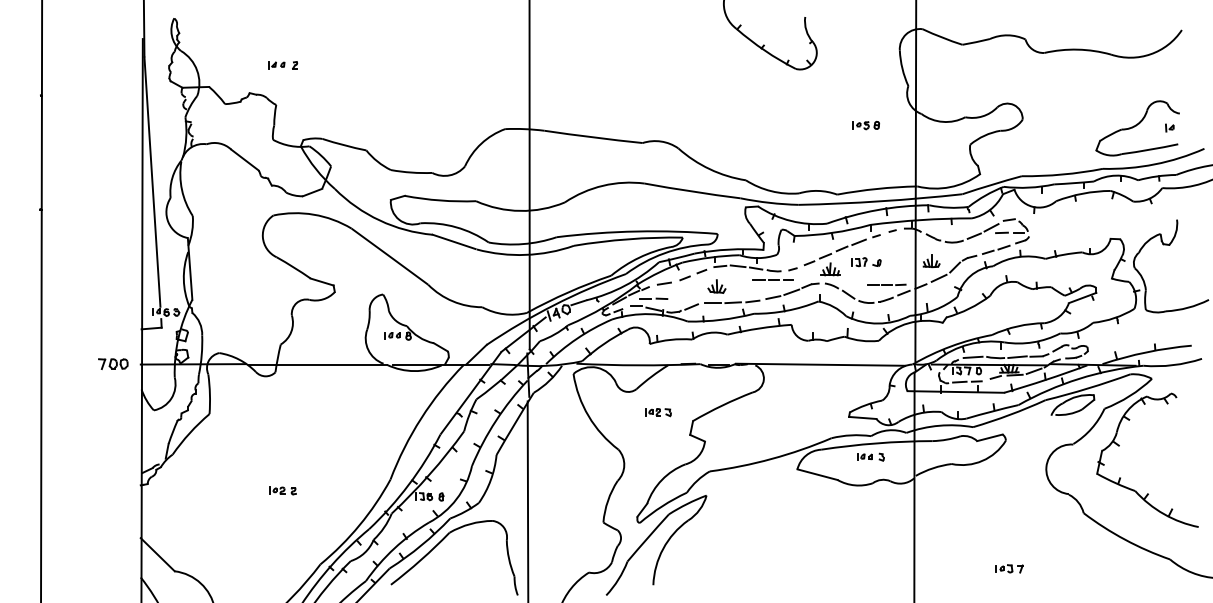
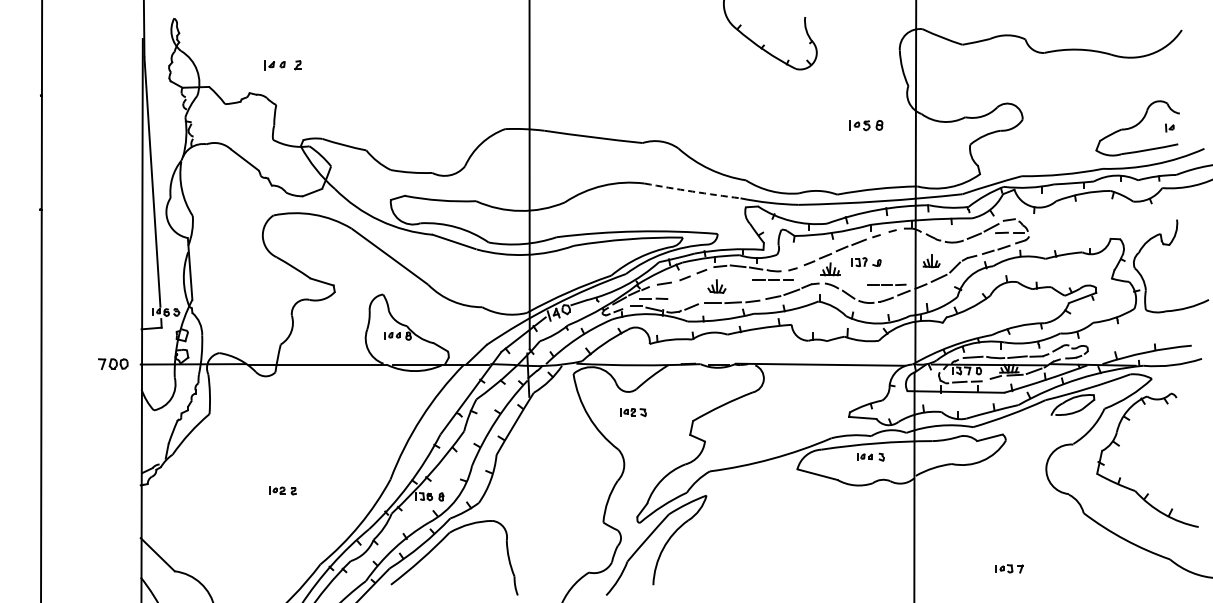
part size: 31x9 px -> 38x11 px (282, 65)
part size: 28x11 px -> 35x12 px (866, 125)
arc: solid -> dashed (692, 191)
part position: (658, 412) -> (633, 412) (633, 412)
line: present -> none (527, 500)
